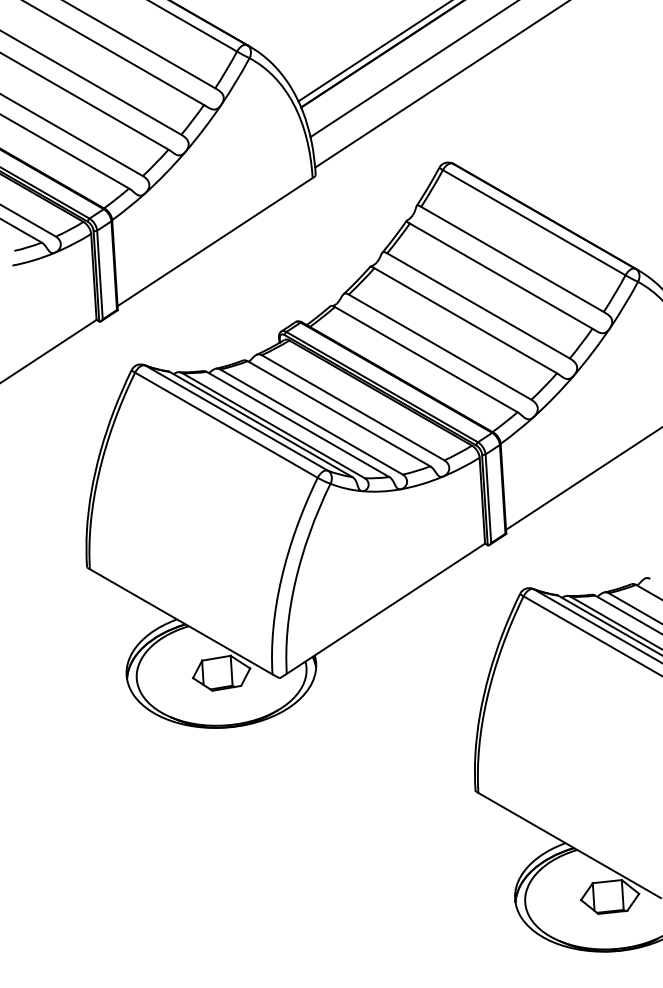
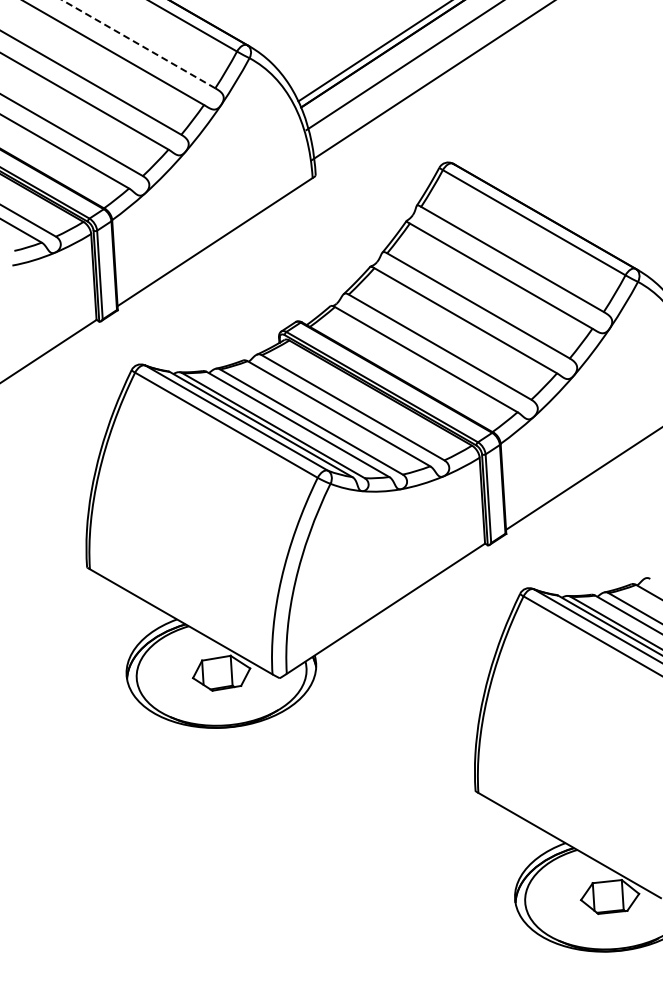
line: solid -> dashed (138, 43)
line position: (412, 69) -> (403, 66) (403, 66)
line position: (440, 84) -> (431, 81) (431, 81)
